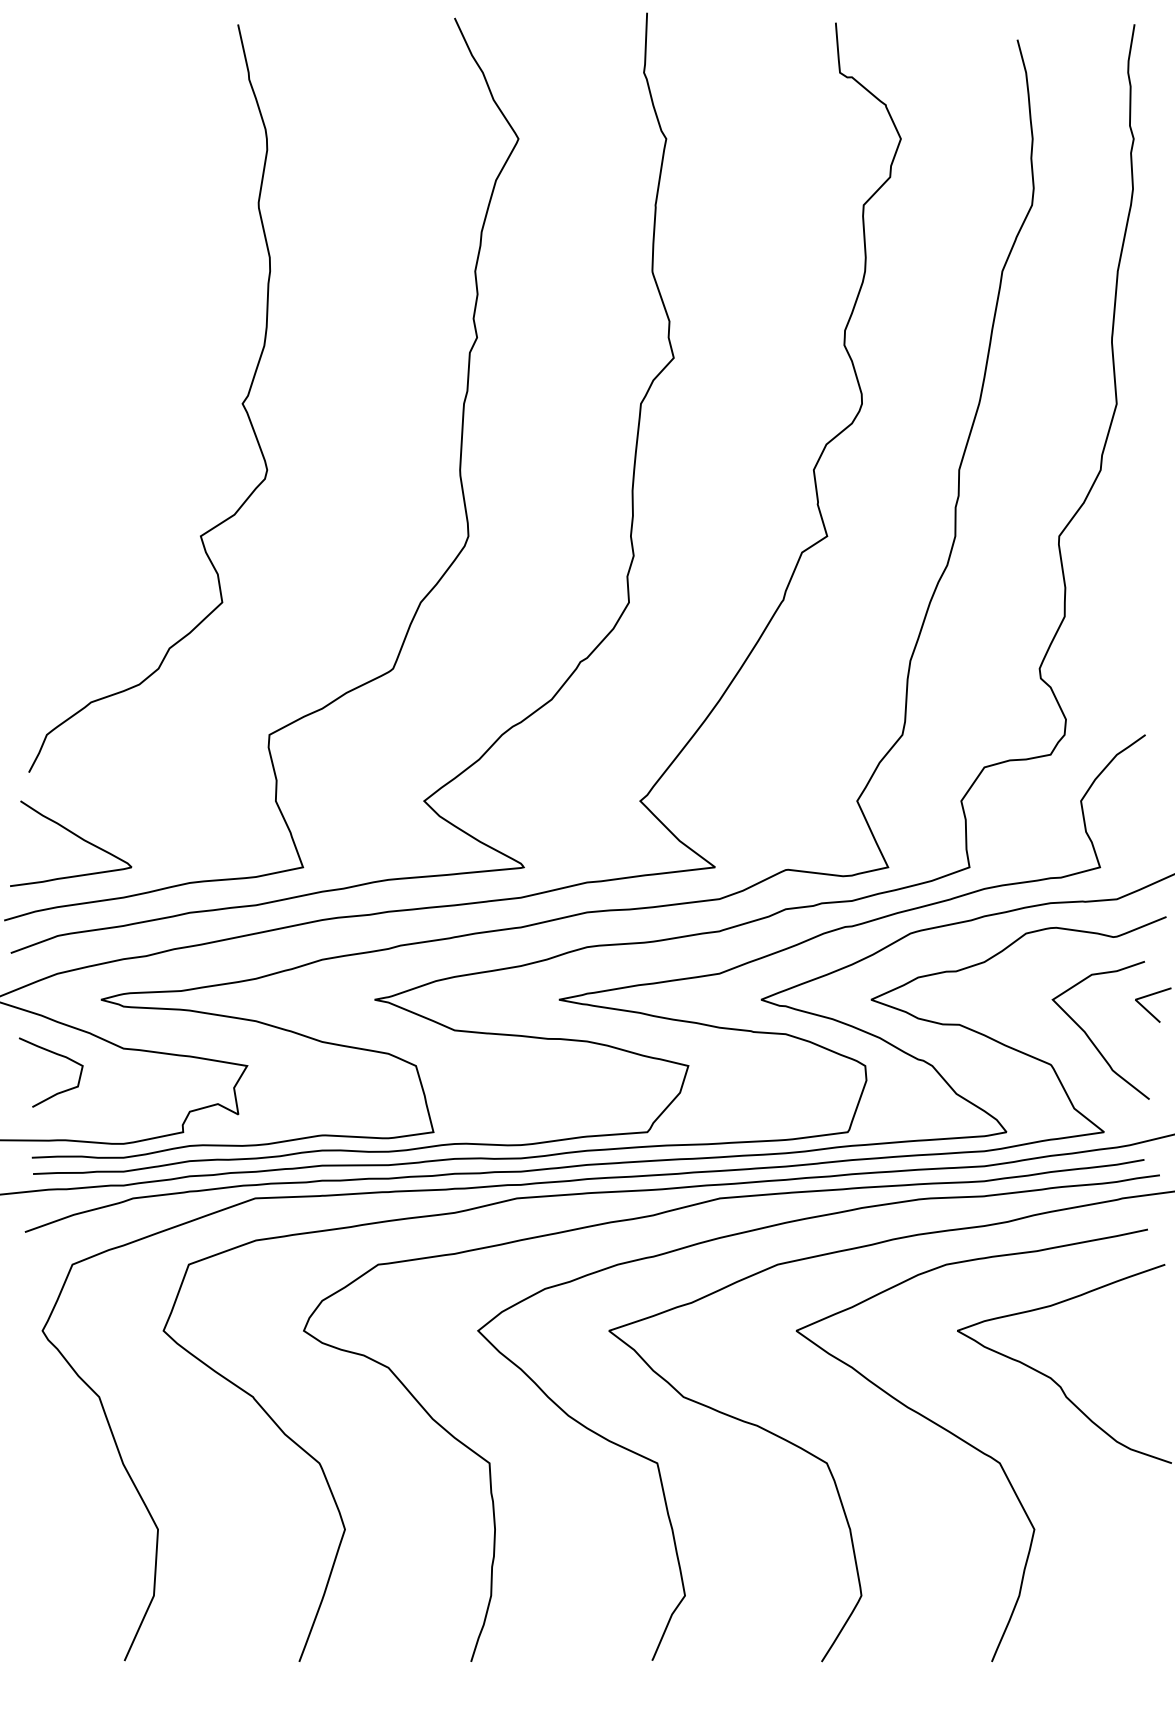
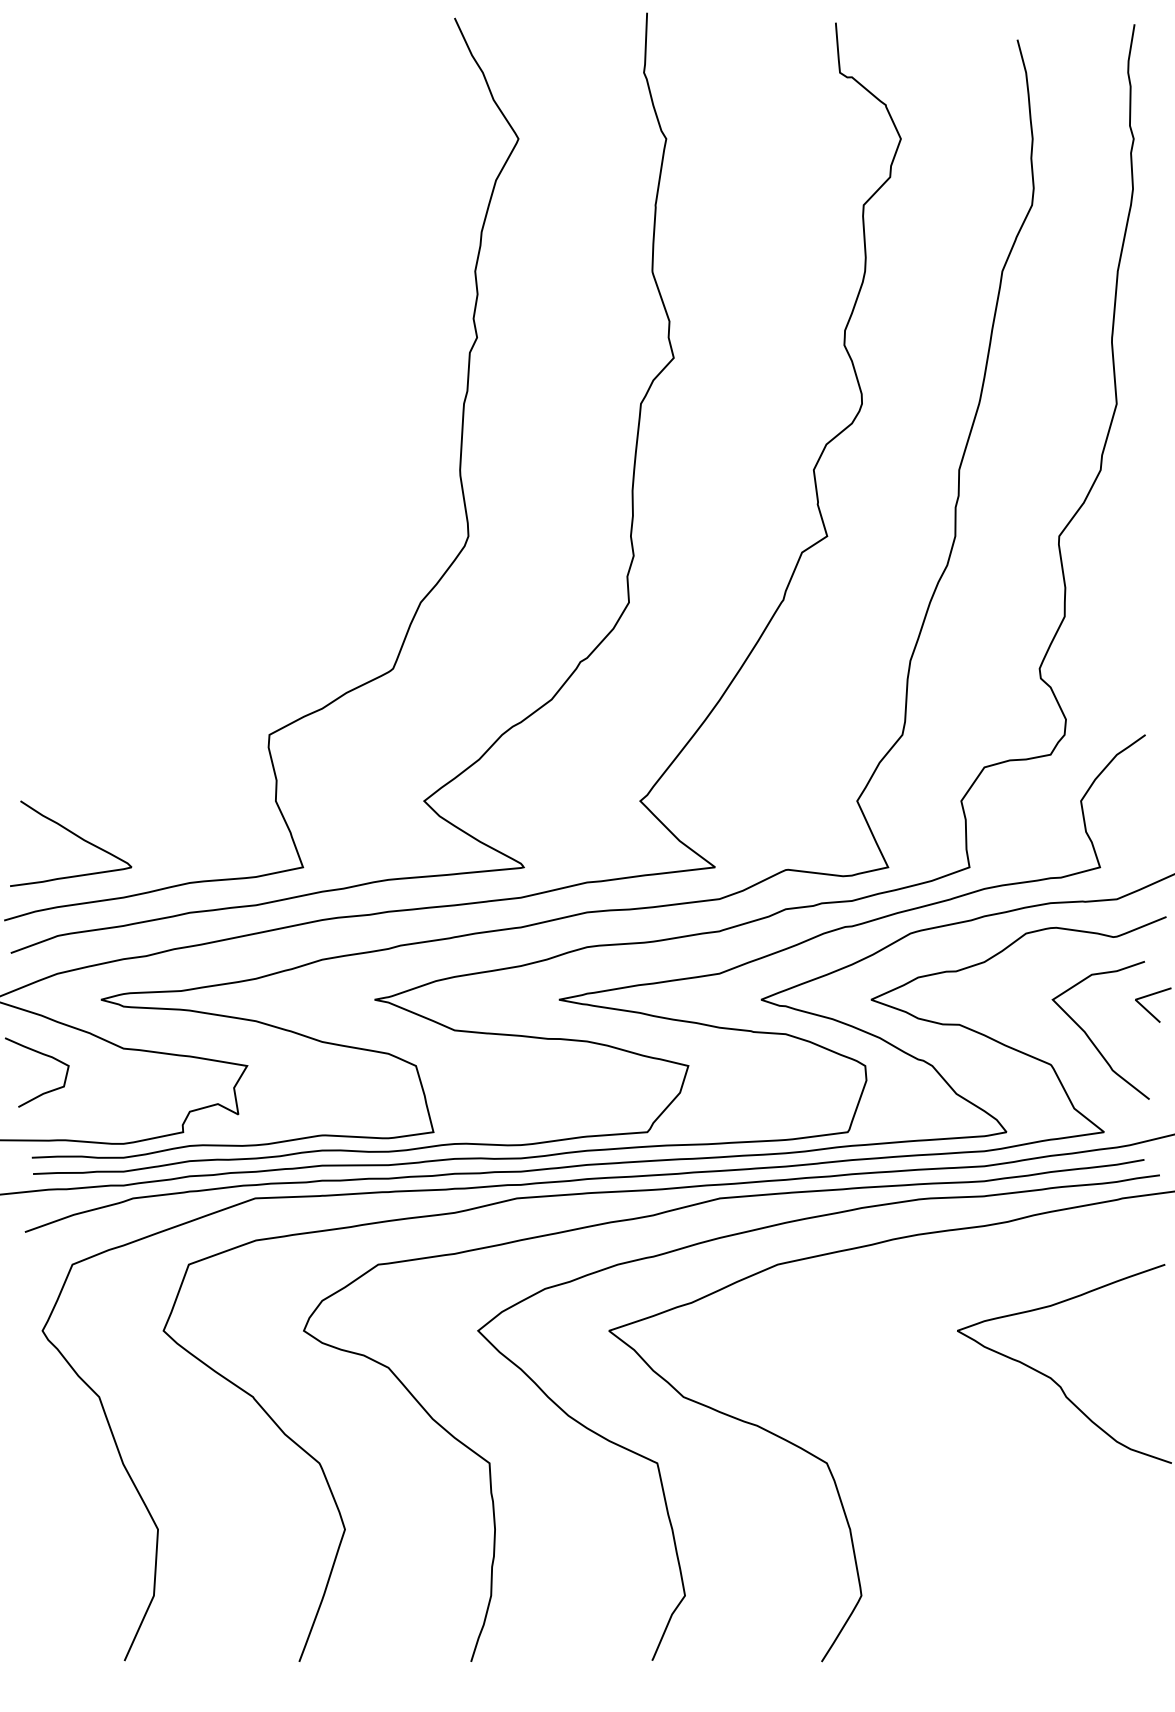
curve: present -> none (241, 403)
curve position: (57, 1055) -> (43, 1055) (43, 1055)
curve: present -> none (971, 1445)
